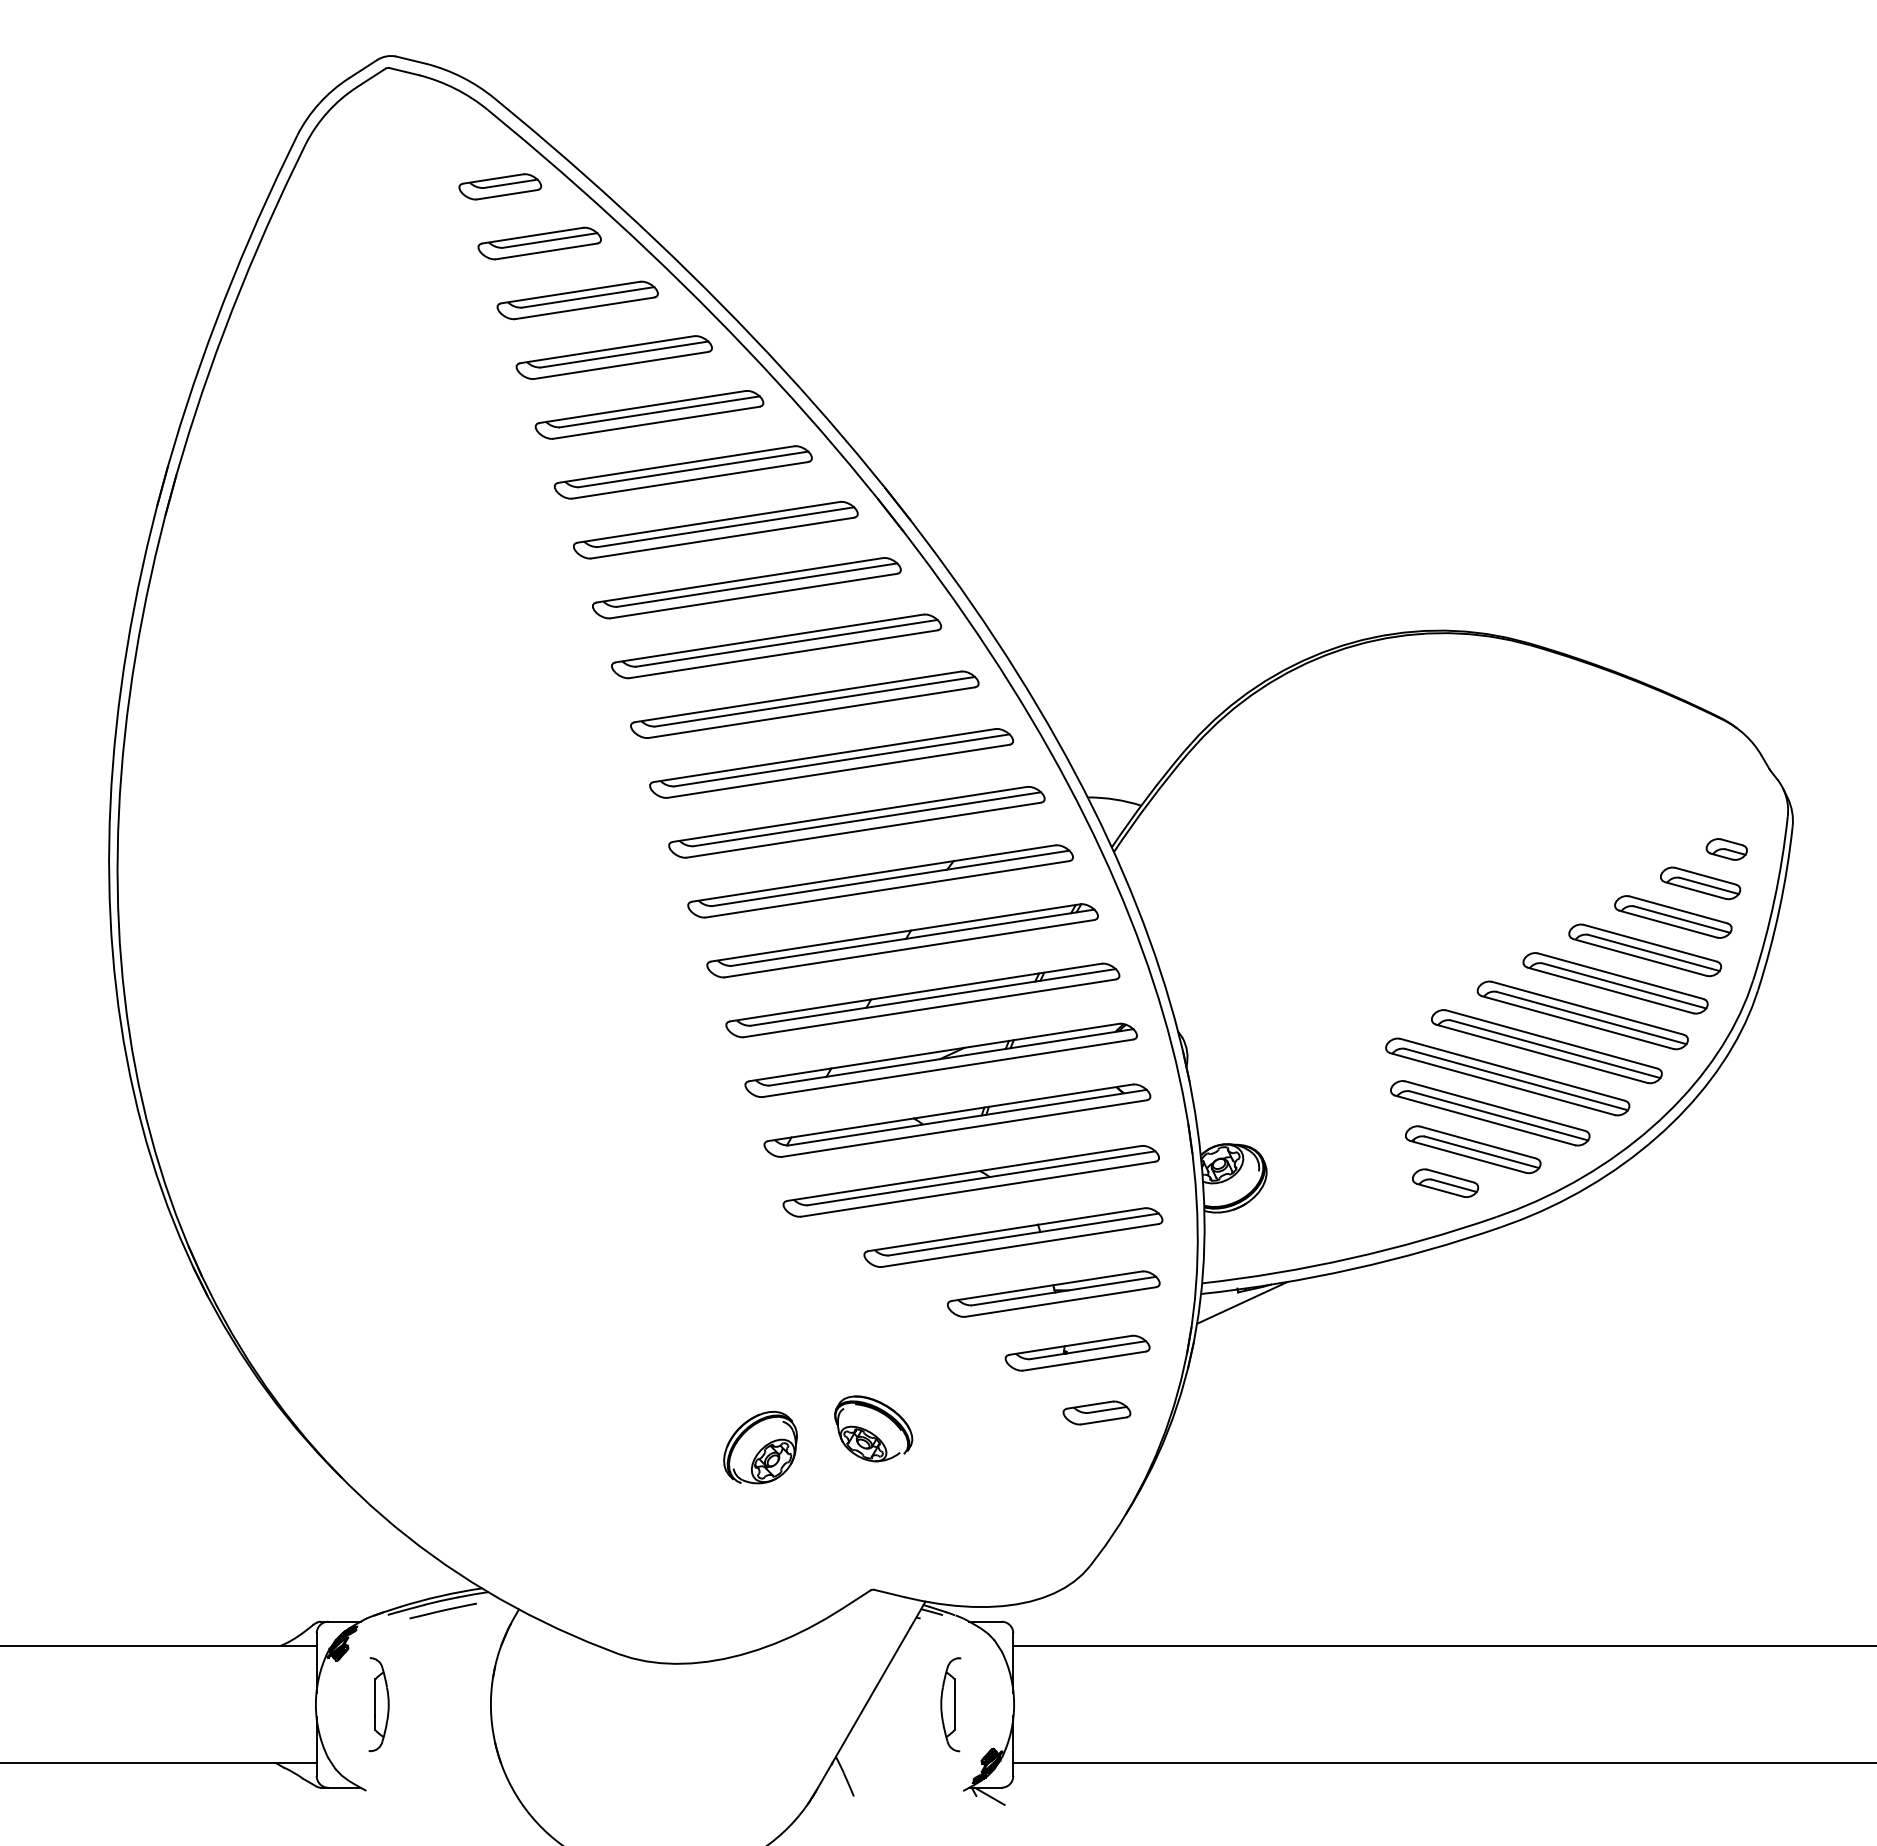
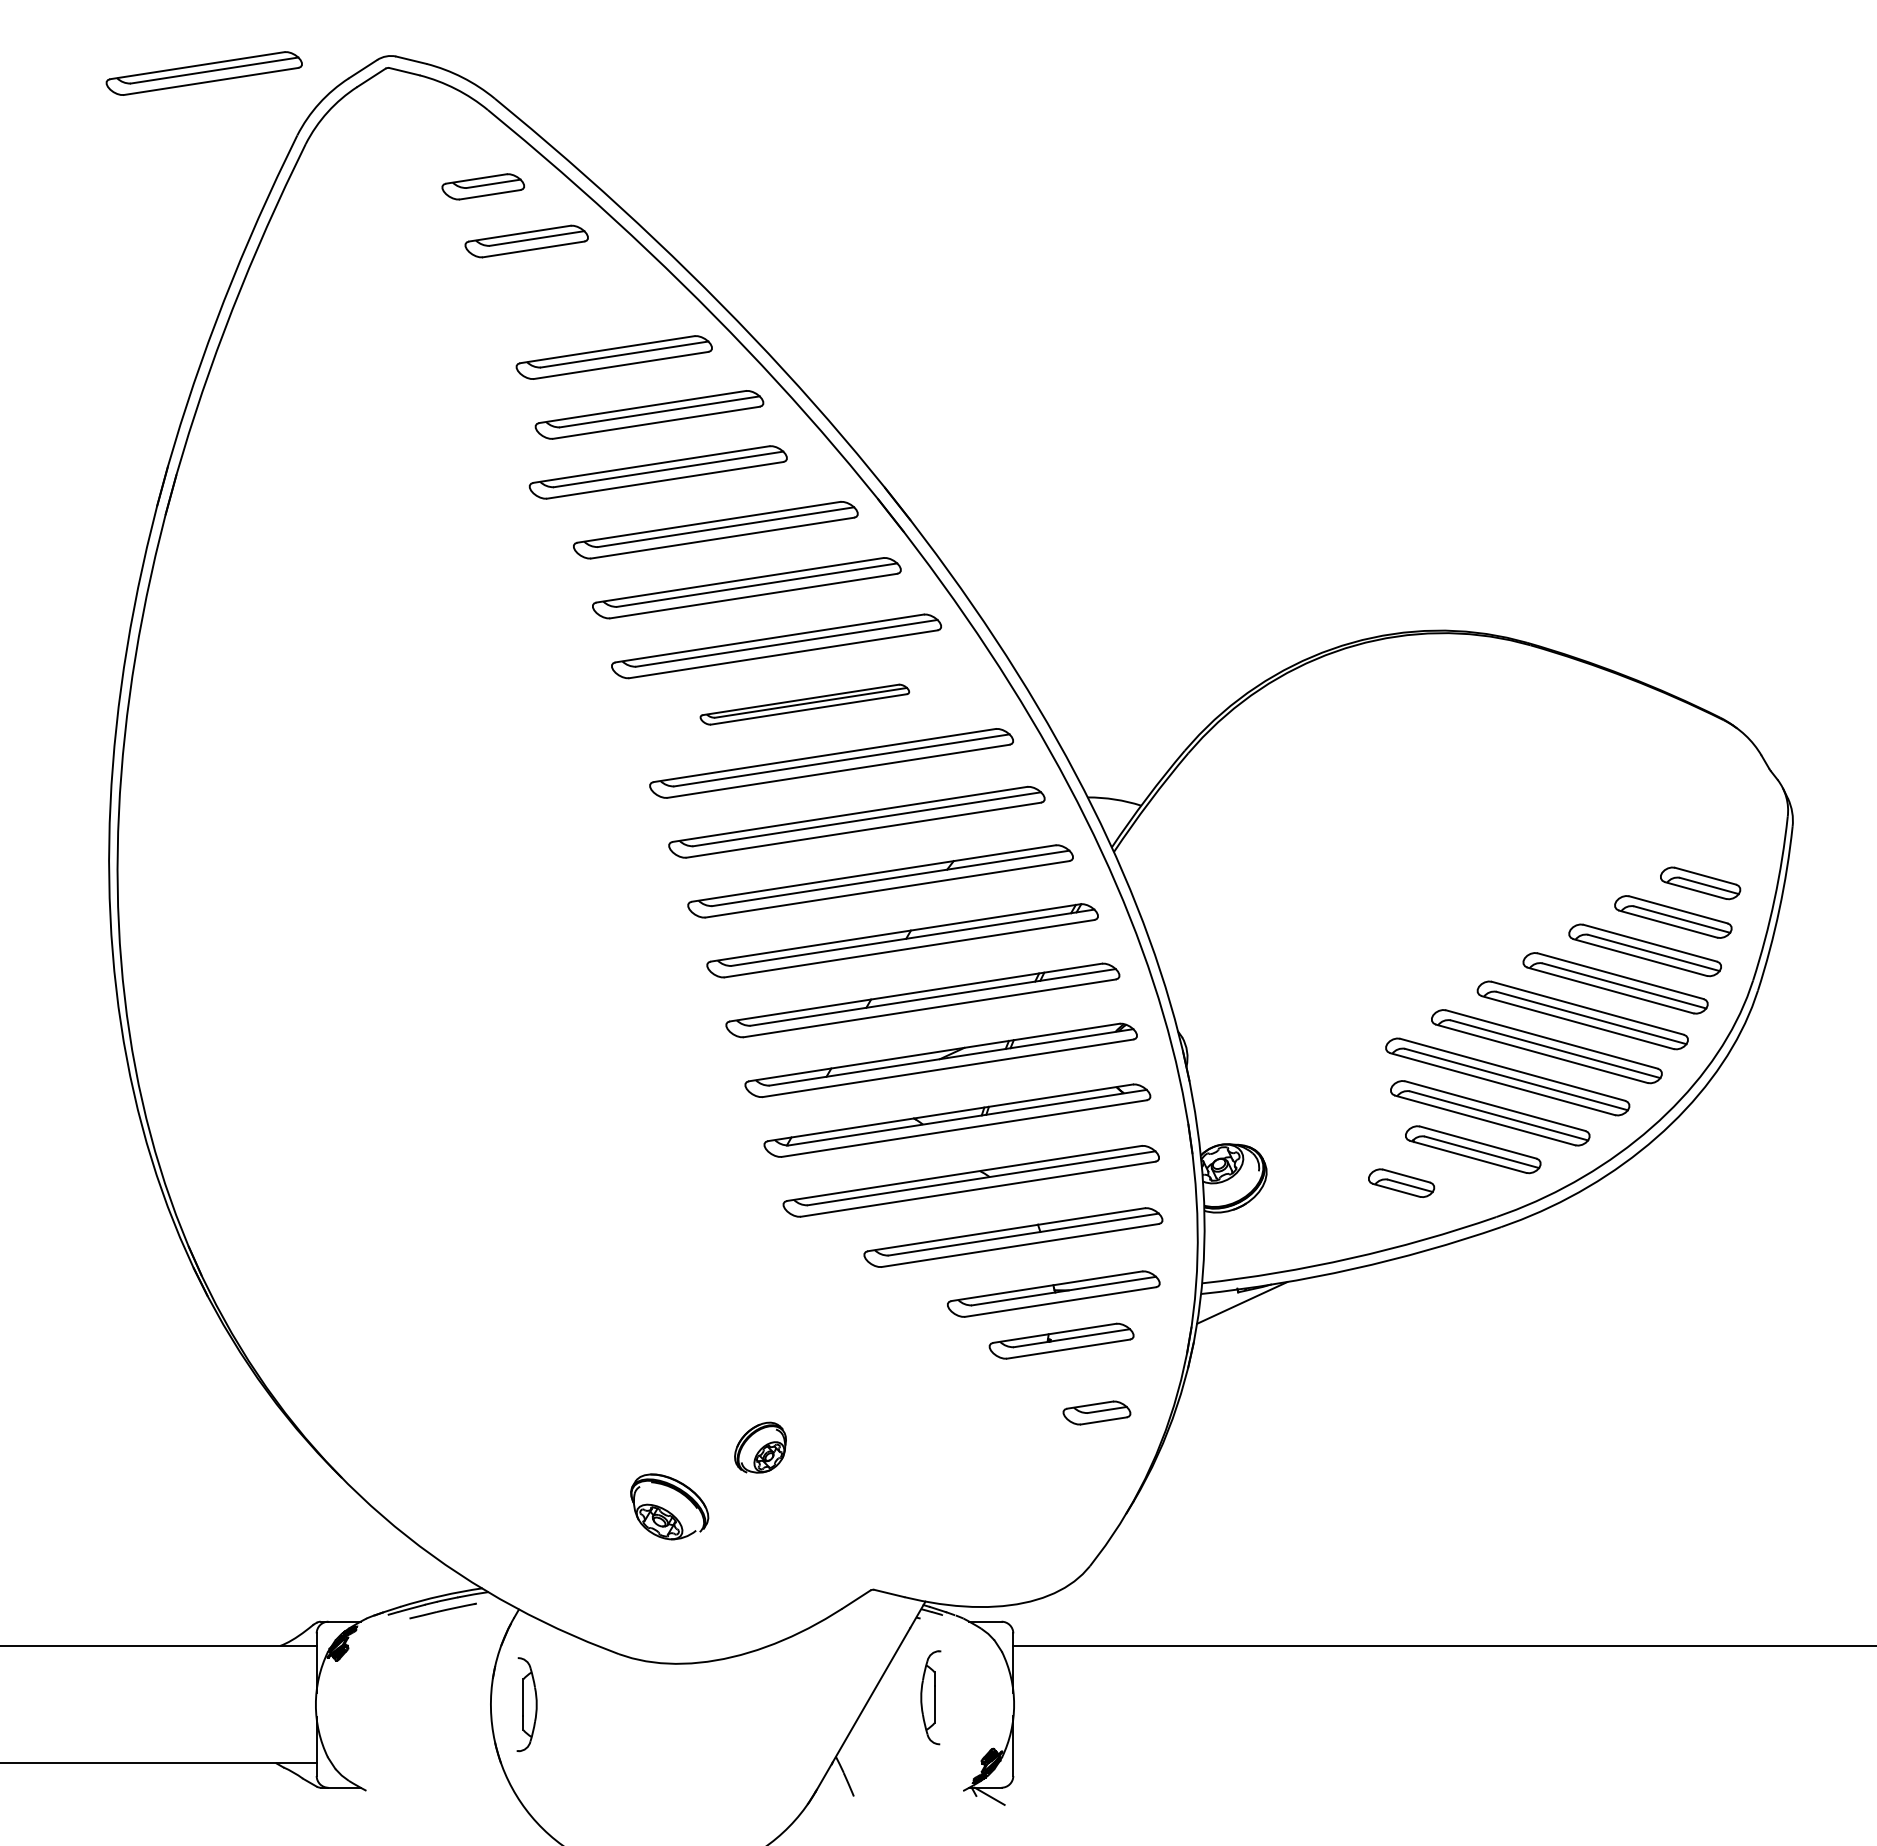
part: none -> present (203, 73)
part position: (499, 186) -> (482, 186) (482, 186)
part position: (539, 243) -> (526, 241) (526, 241)
part: present -> none (577, 300)
part position: (682, 472) -> (657, 472) (657, 472)
part size: 350x69 px -> 212x43 px (804, 704)
part: present -> none (1726, 849)
part position: (1445, 1182) -> (1401, 1182) (1401, 1182)
part position: (1077, 1352) -> (1061, 1340) (1061, 1340)
part position: (873, 1428) -> (669, 1506) (669, 1506)
part size: 75x74 px -> 53x53 px (760, 1447)
part position: (378, 1704) -> (526, 1704) (526, 1704)
part position: (950, 1704) -> (930, 1697) (930, 1697)
line: present -> none (1443, 1763)
